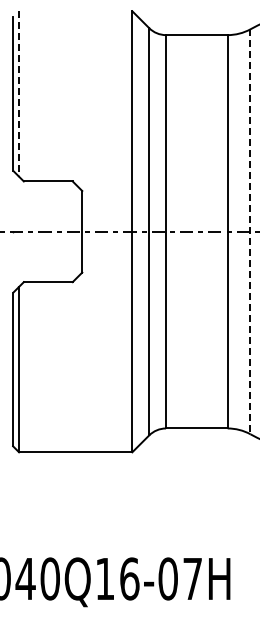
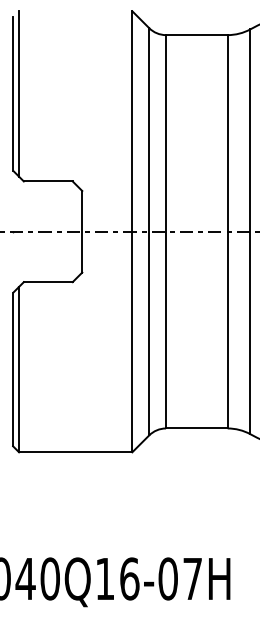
line: dashed -> solid (19, 94)
line: dashed -> solid (250, 232)
